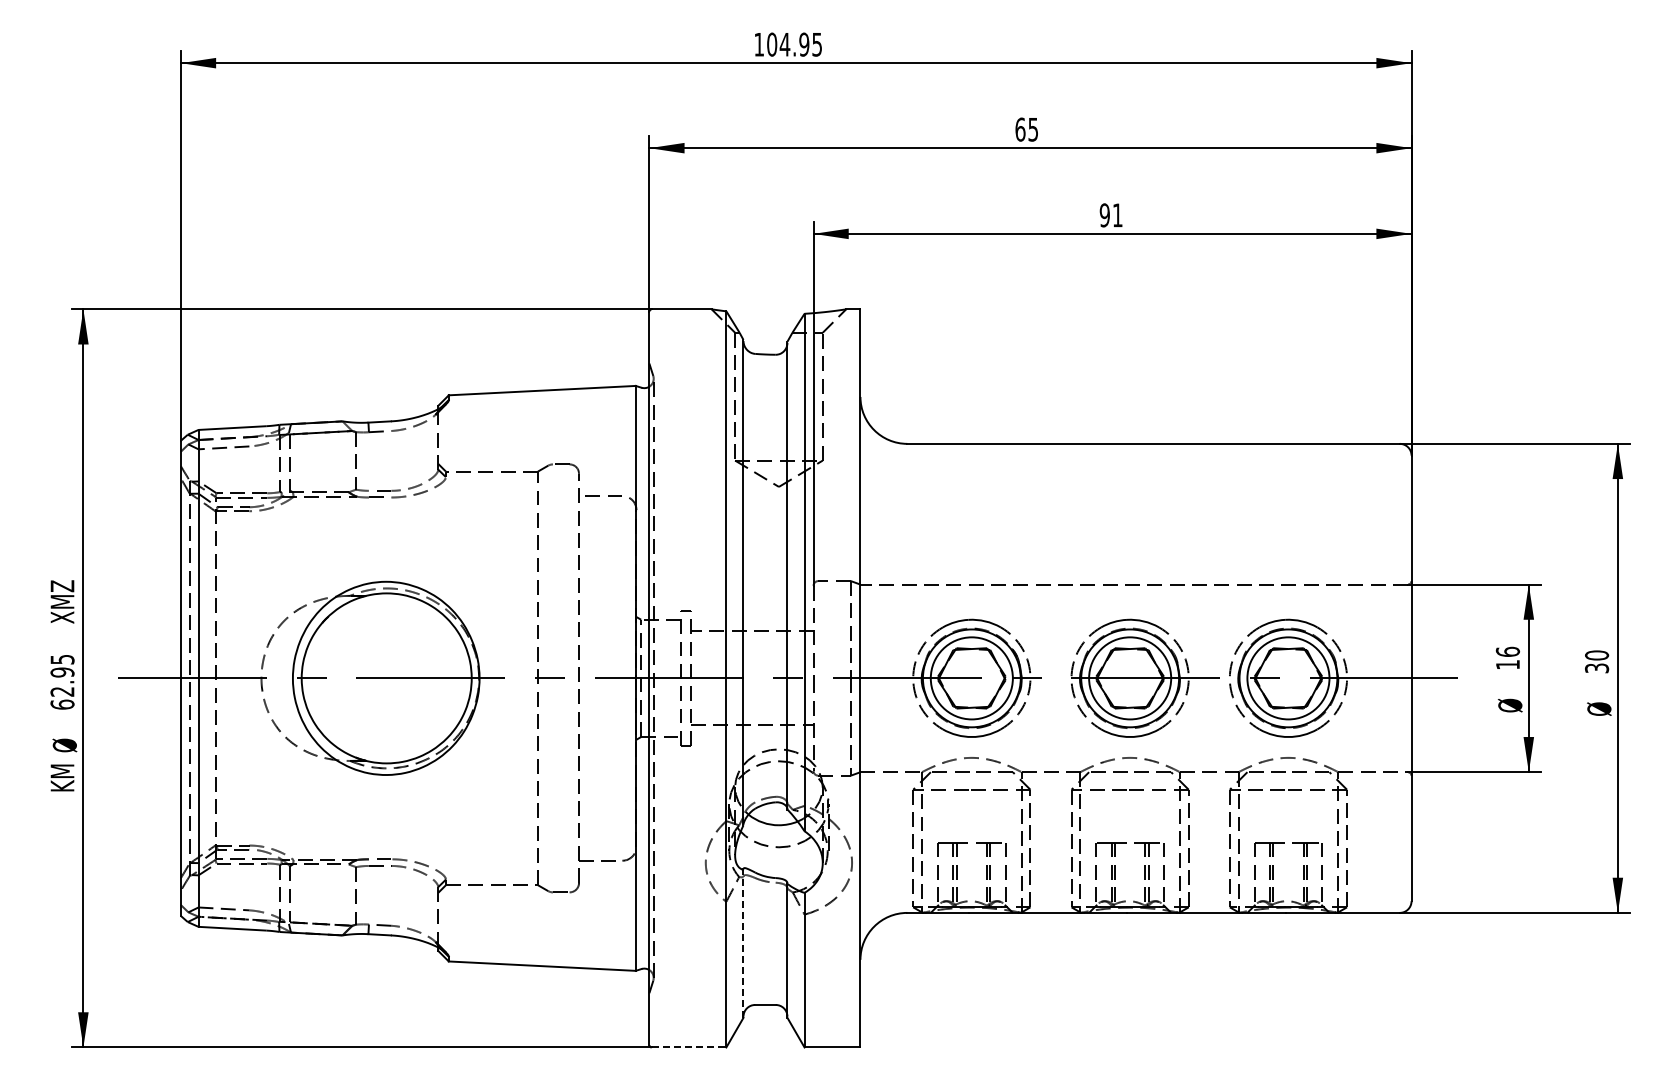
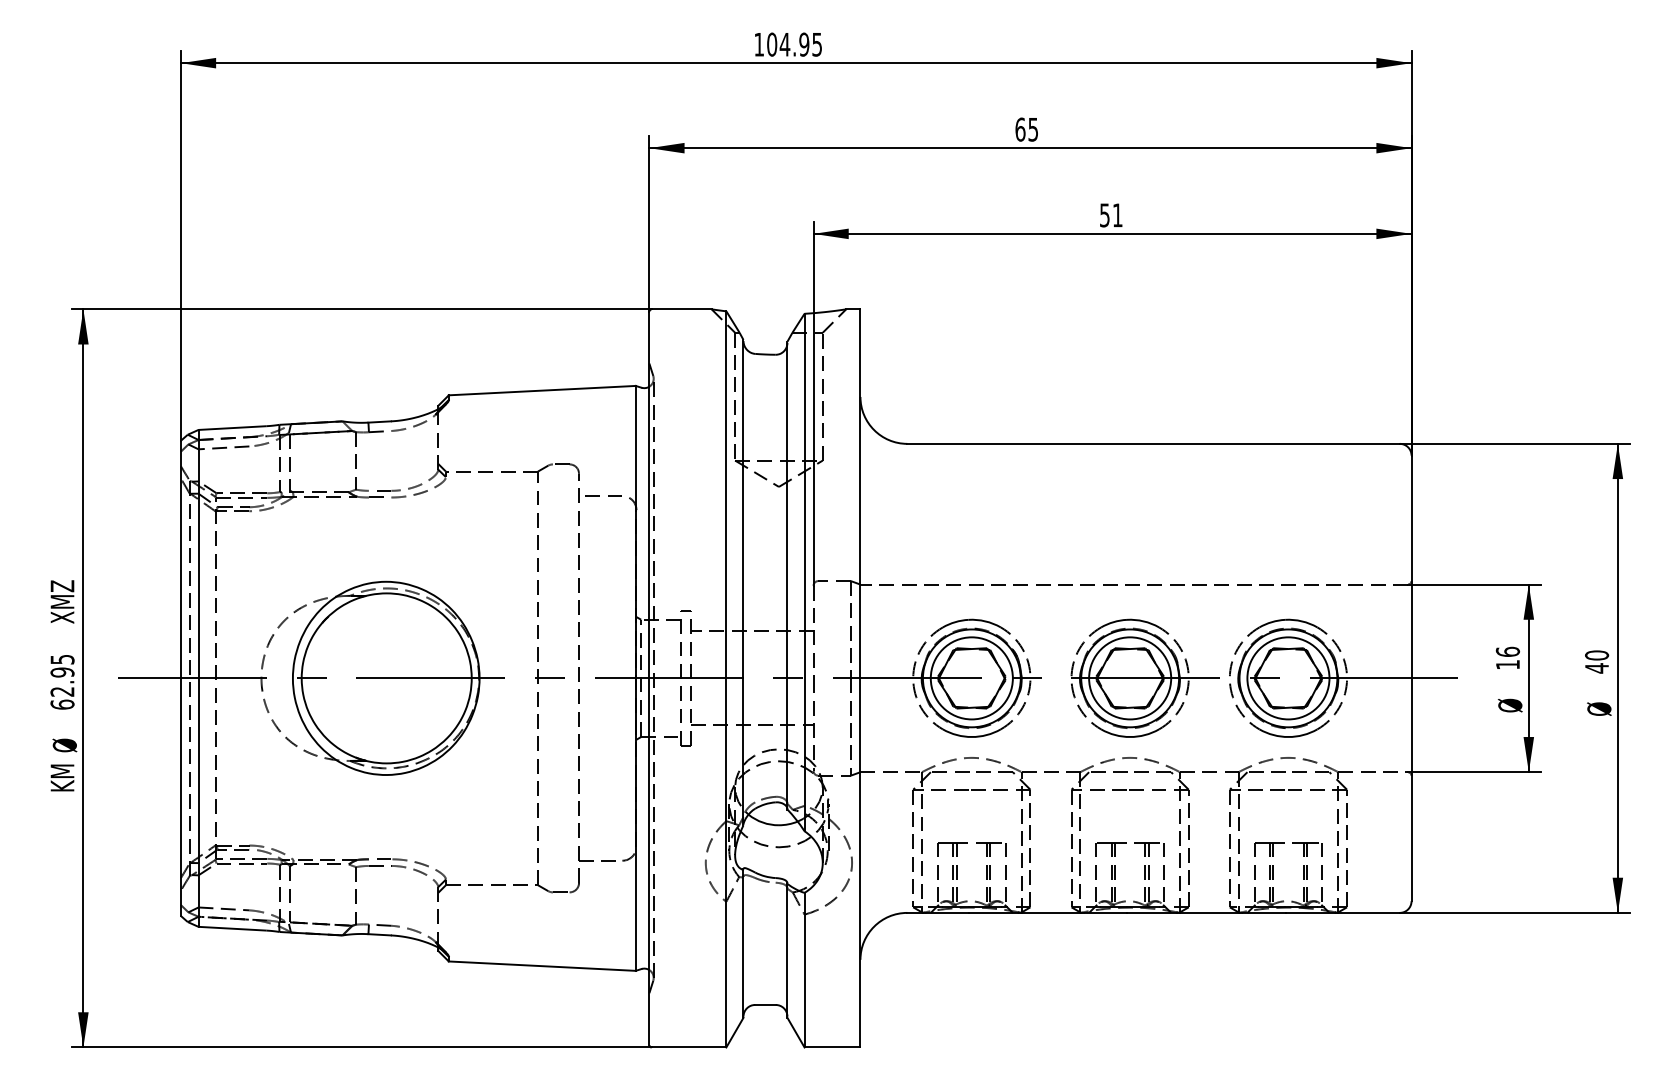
text: 91 -> 51 (1104, 215)
text: 30 -> 40 (1597, 668)
line: dashed -> solid (743, 943)
line: dashed -> solid (689, 1047)
